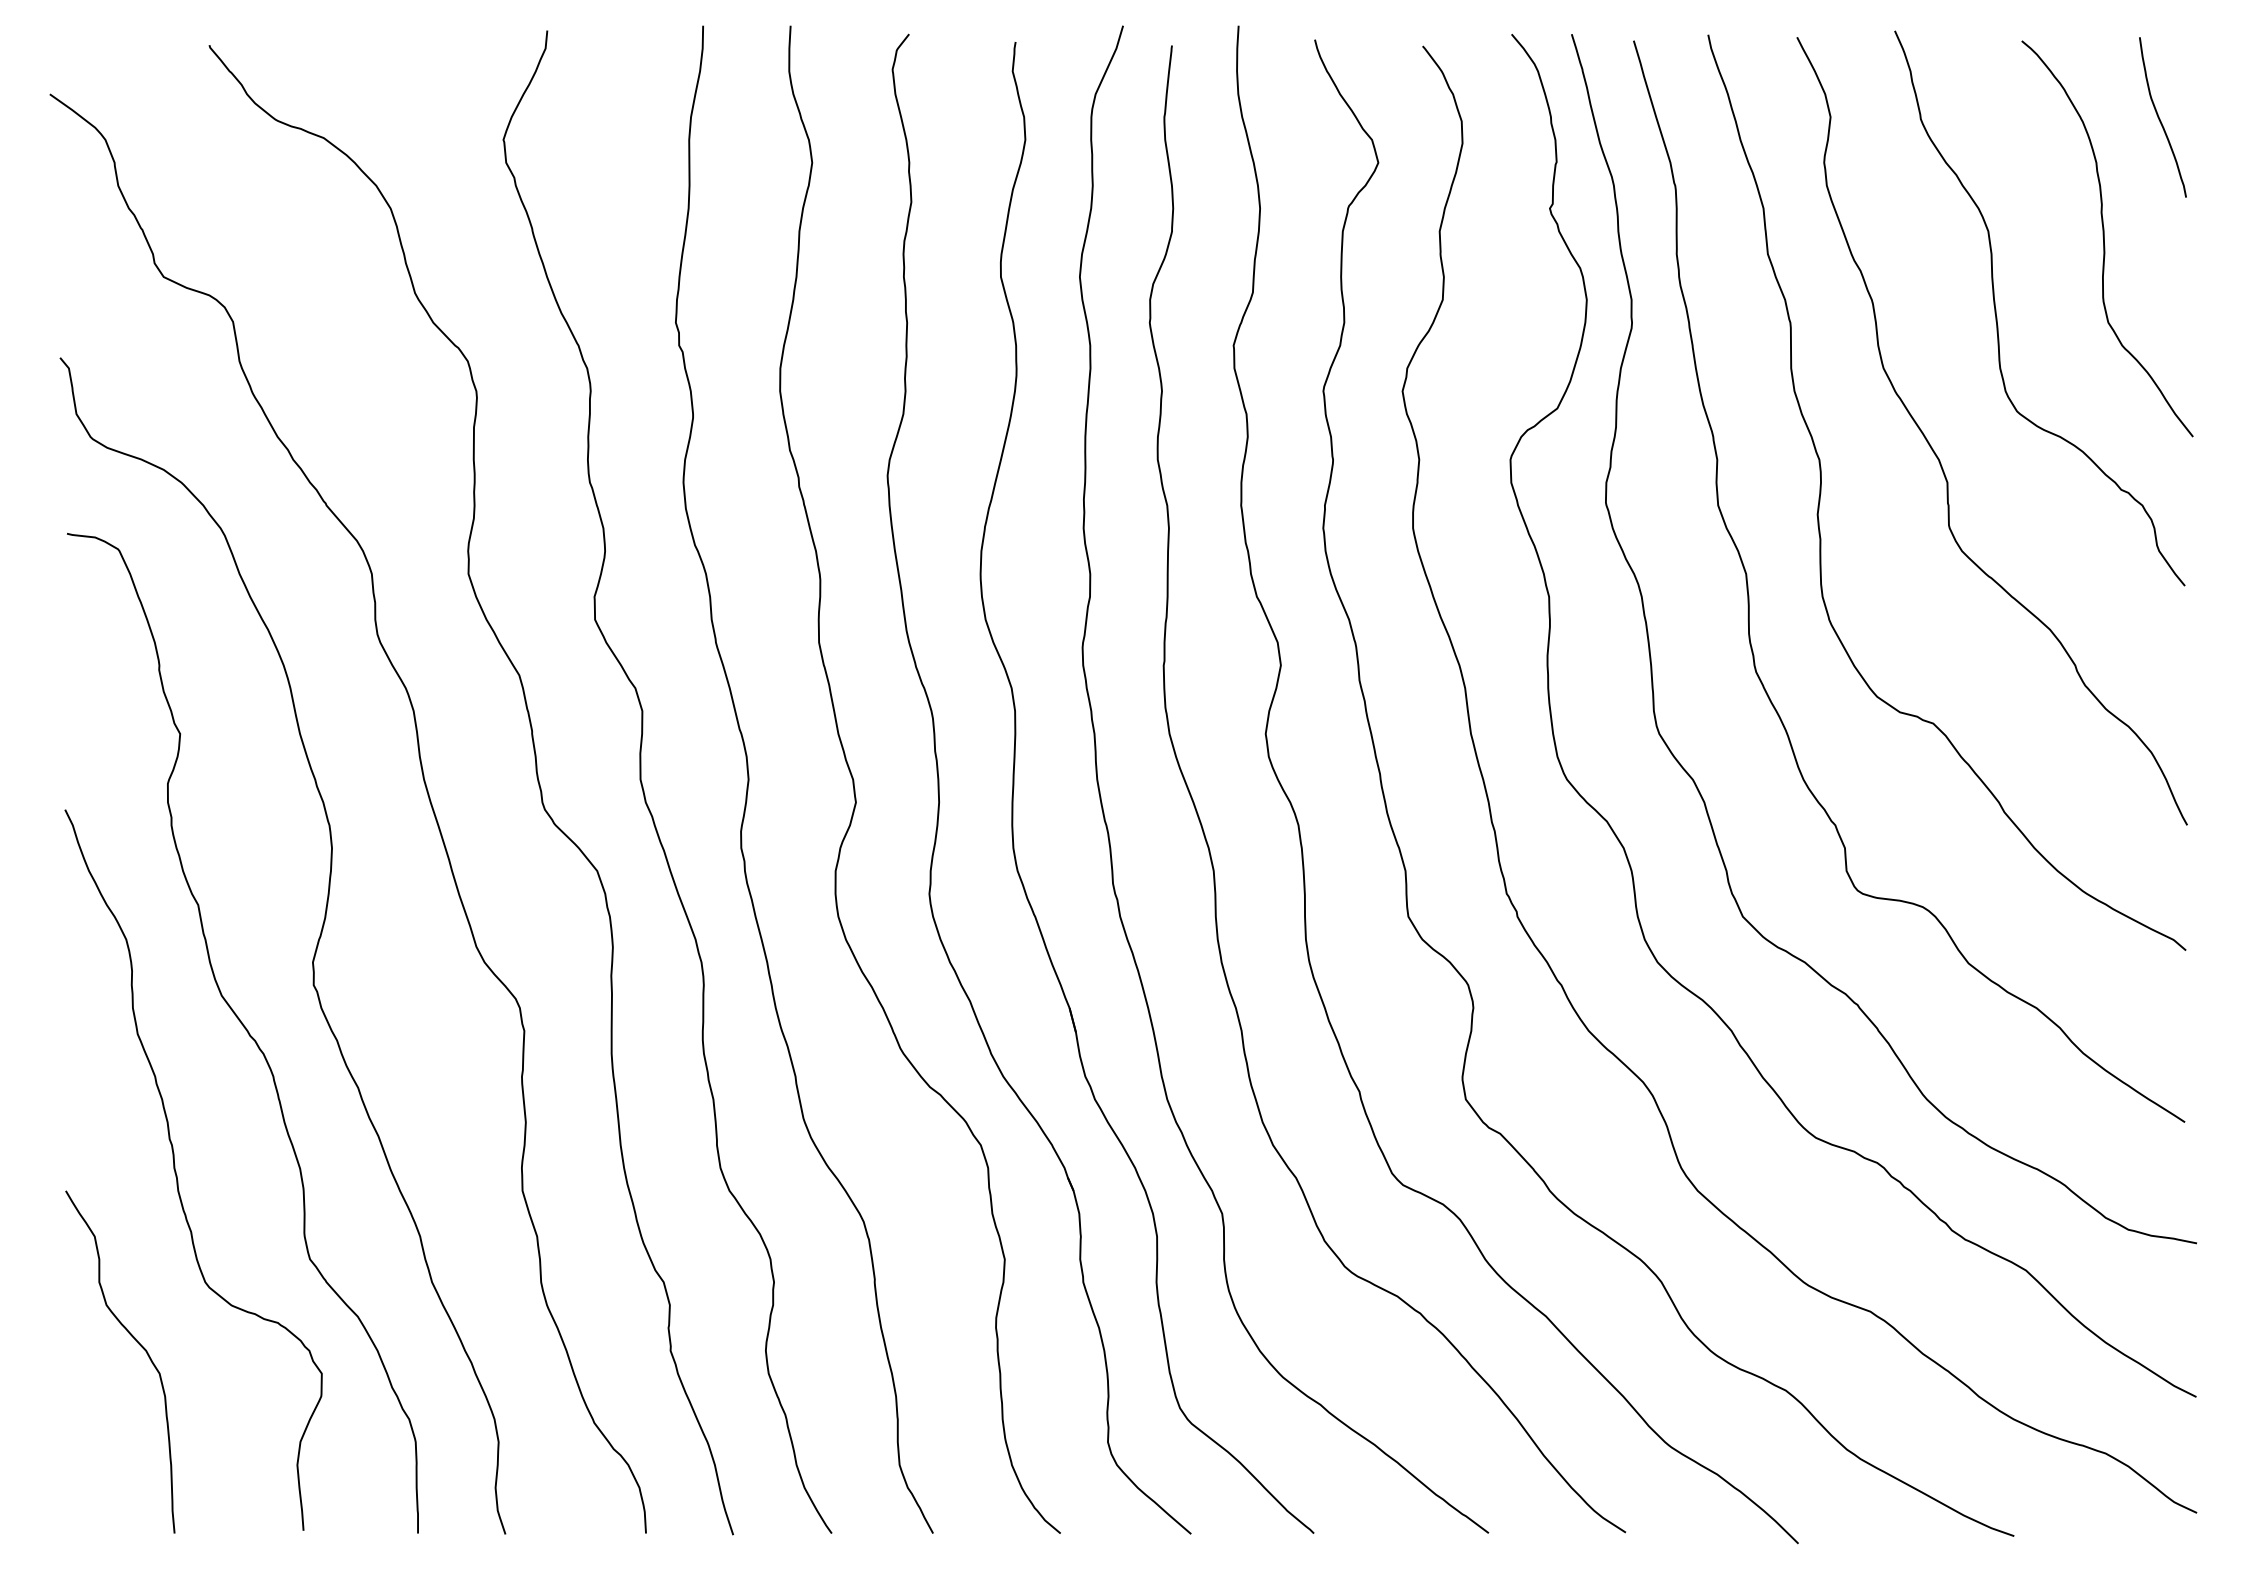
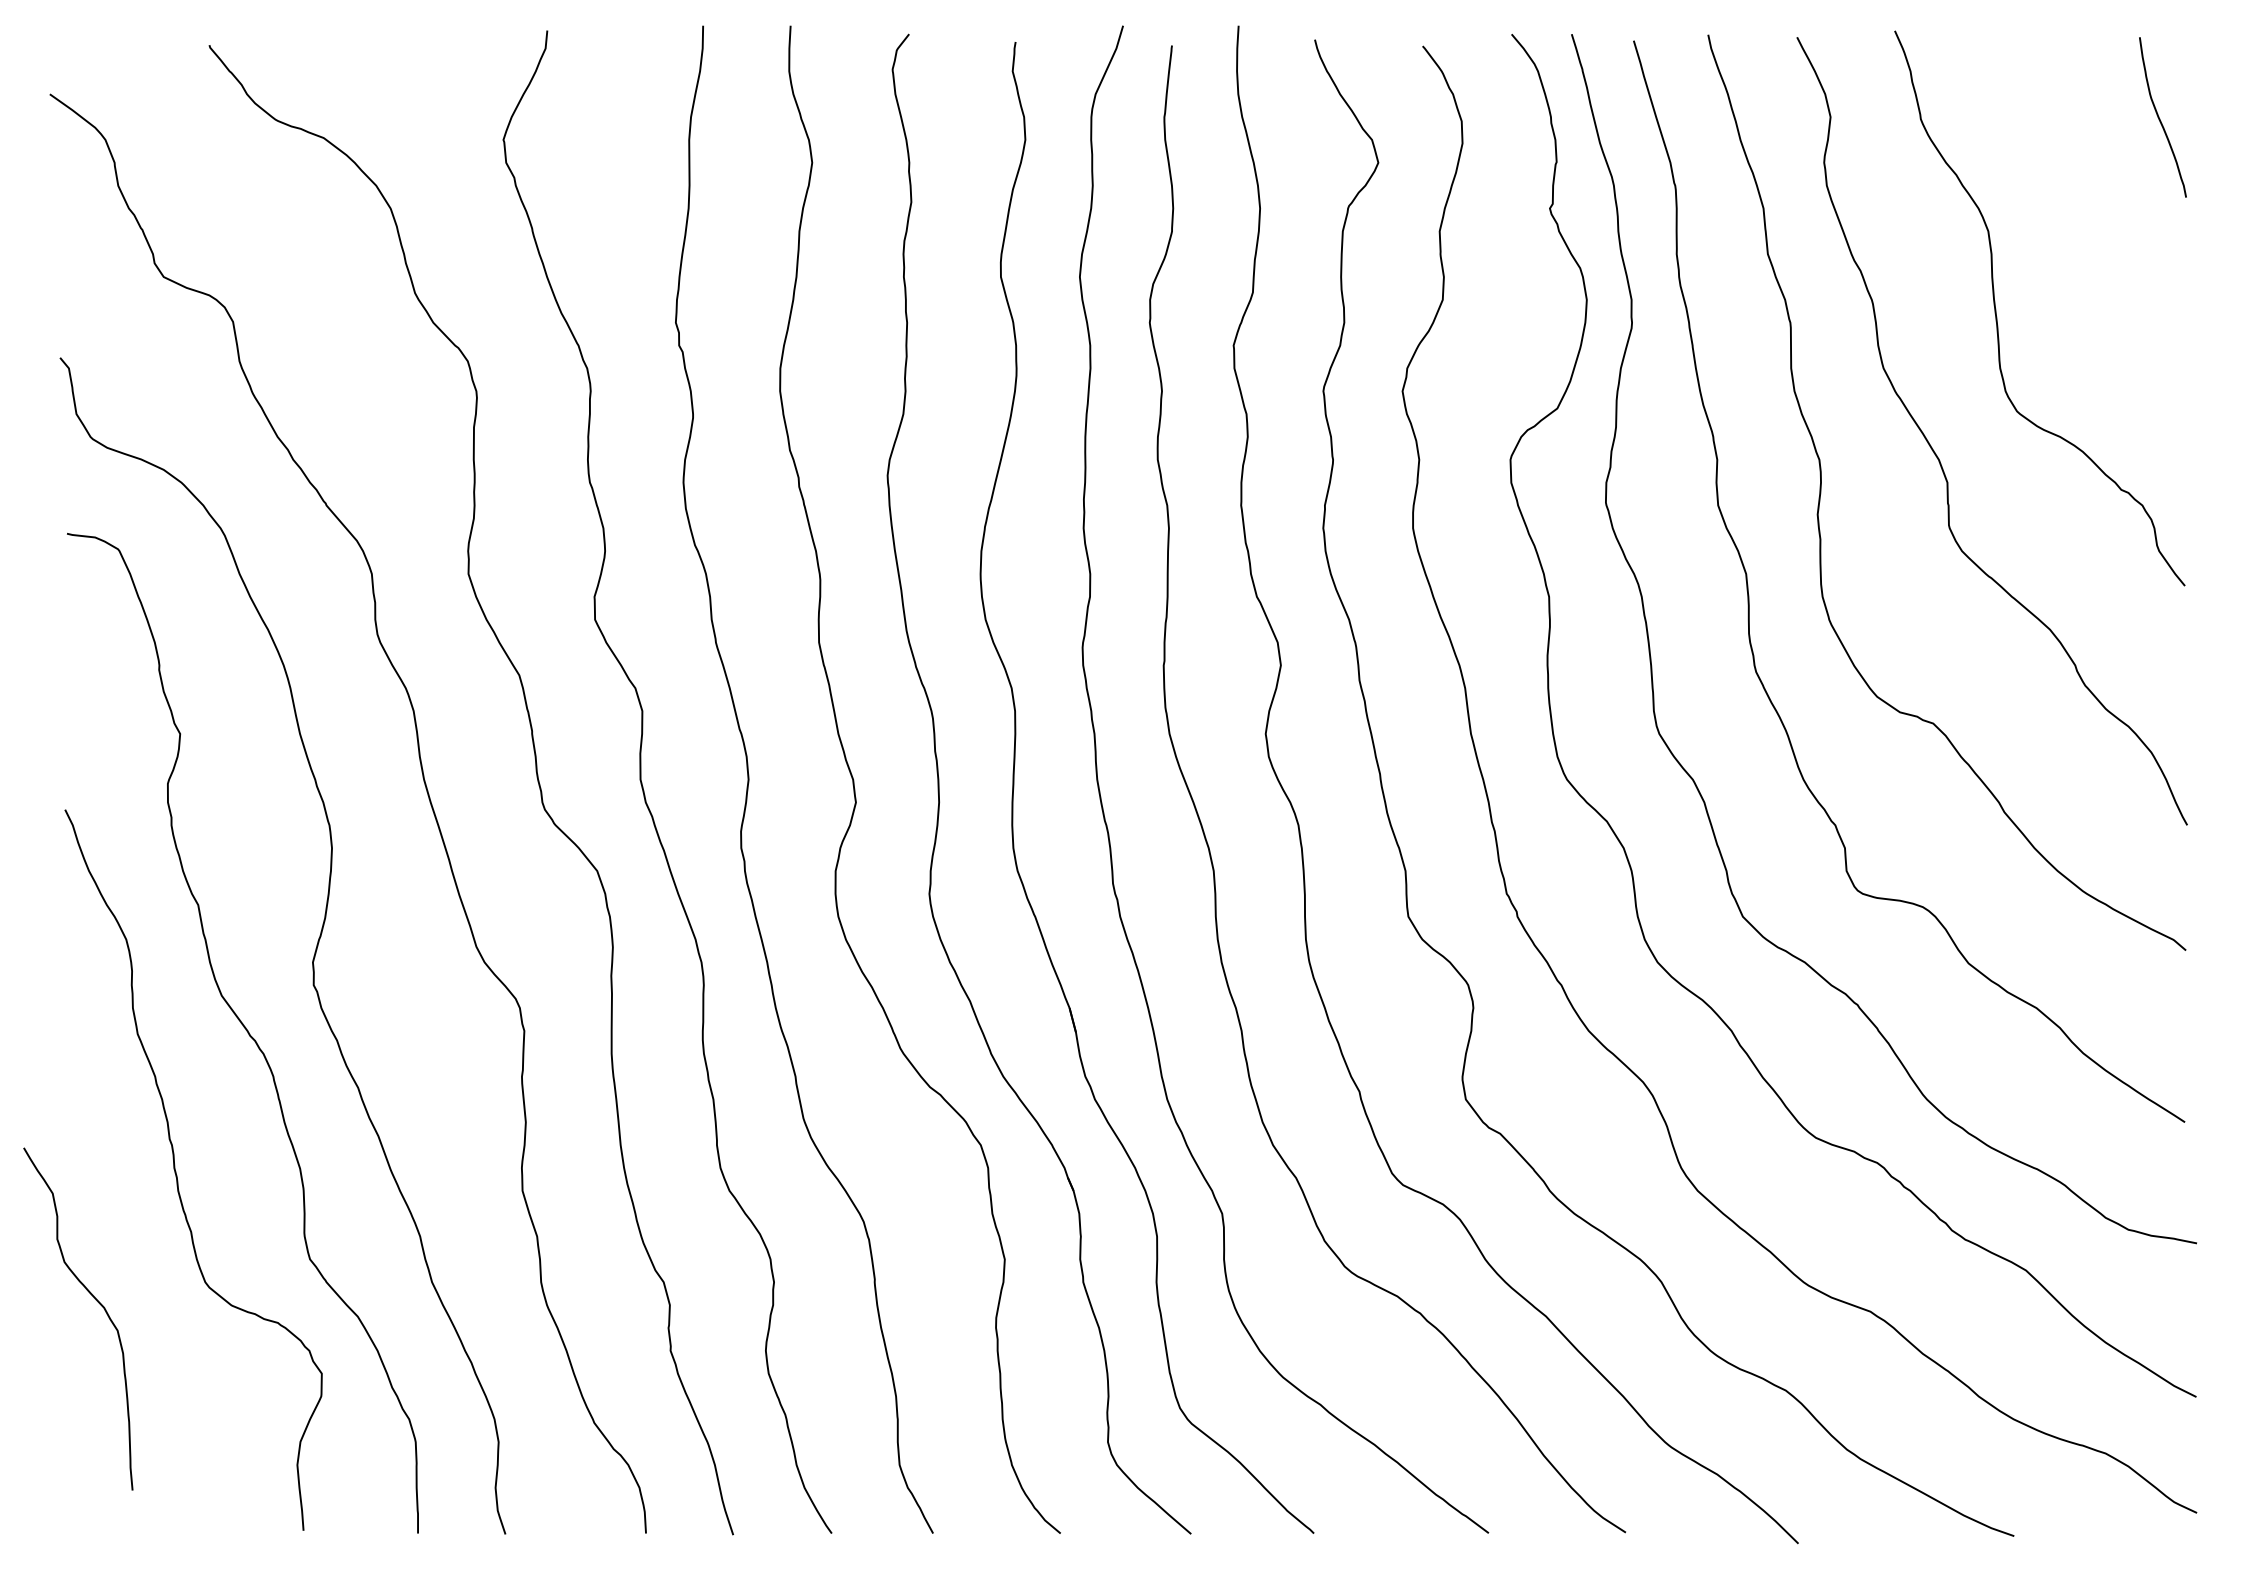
curve: present -> none (2104, 238)
curve position: (138, 1344) -> (96, 1301) (96, 1301)
